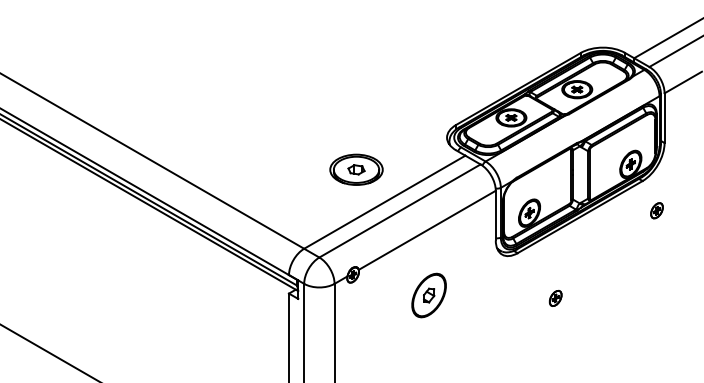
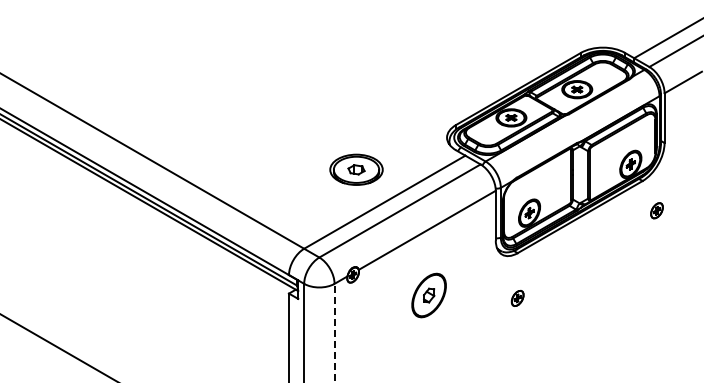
part position: (555, 297) -> (517, 297) (517, 297)
line: solid -> dashed (334, 332)
line position: (48, 352) -> (57, 347) (57, 347)
